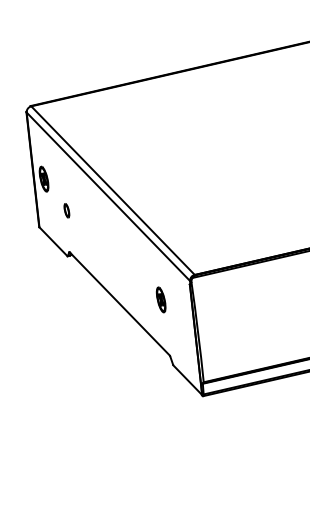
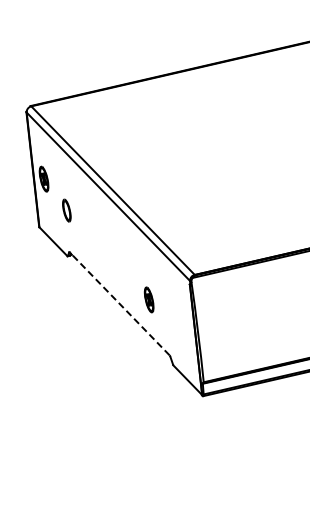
part size: 8x16 px -> 10x25 px (66, 210)
part position: (160, 299) -> (148, 299) (148, 299)
line: solid -> dashed (119, 303)
